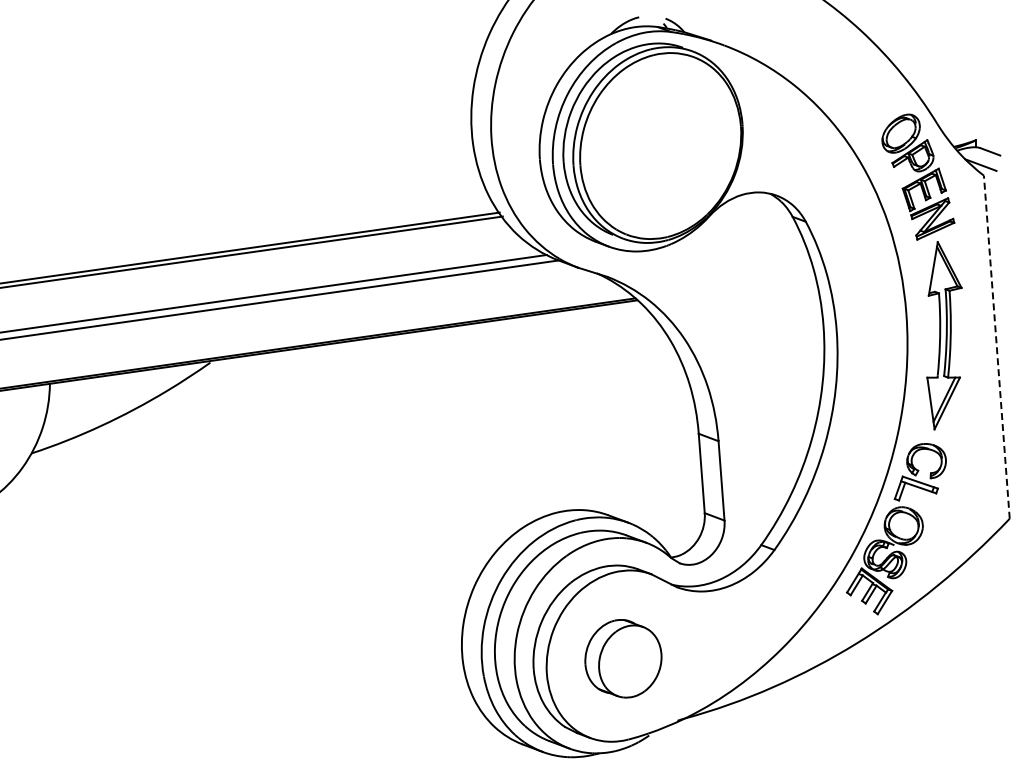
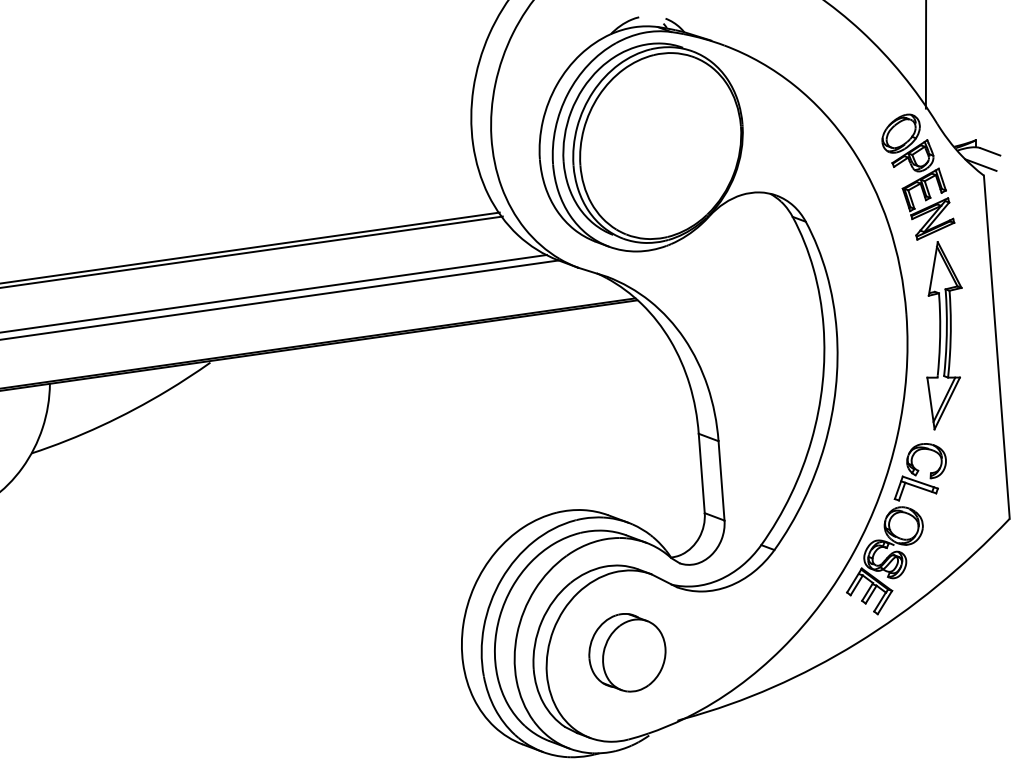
line: none -> present (925, 55)
line: dashed -> solid (996, 346)
part position: (623, 658) -> (627, 652) (627, 652)
